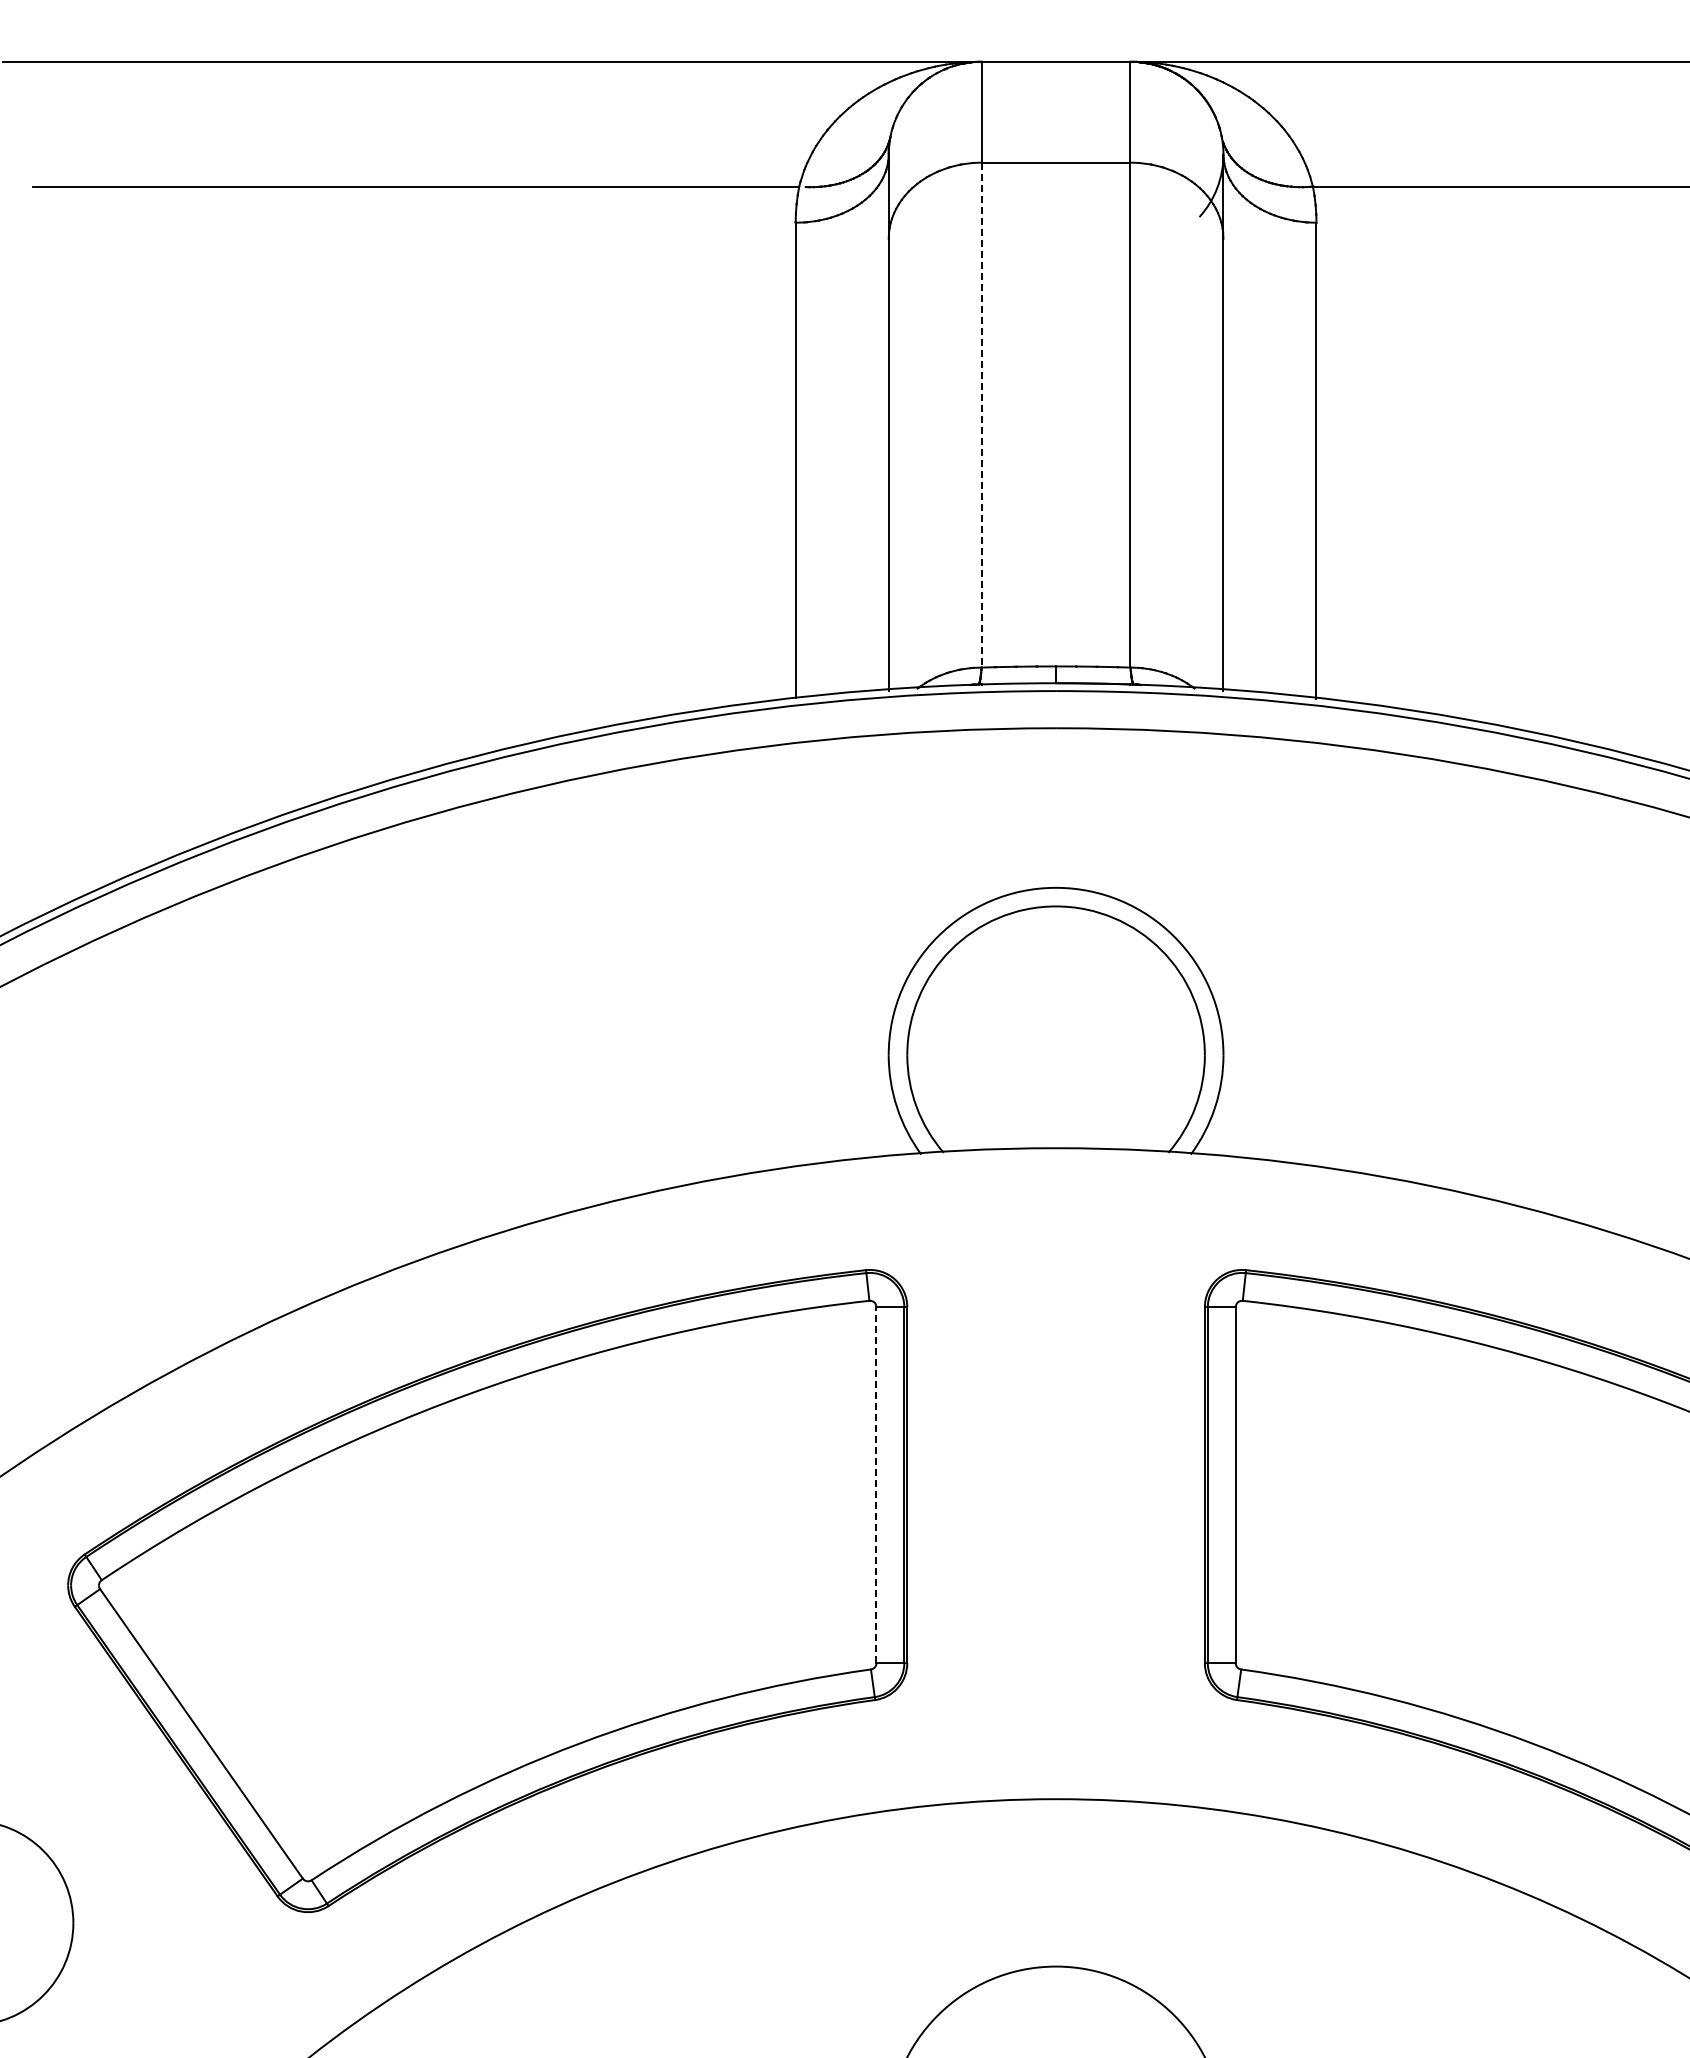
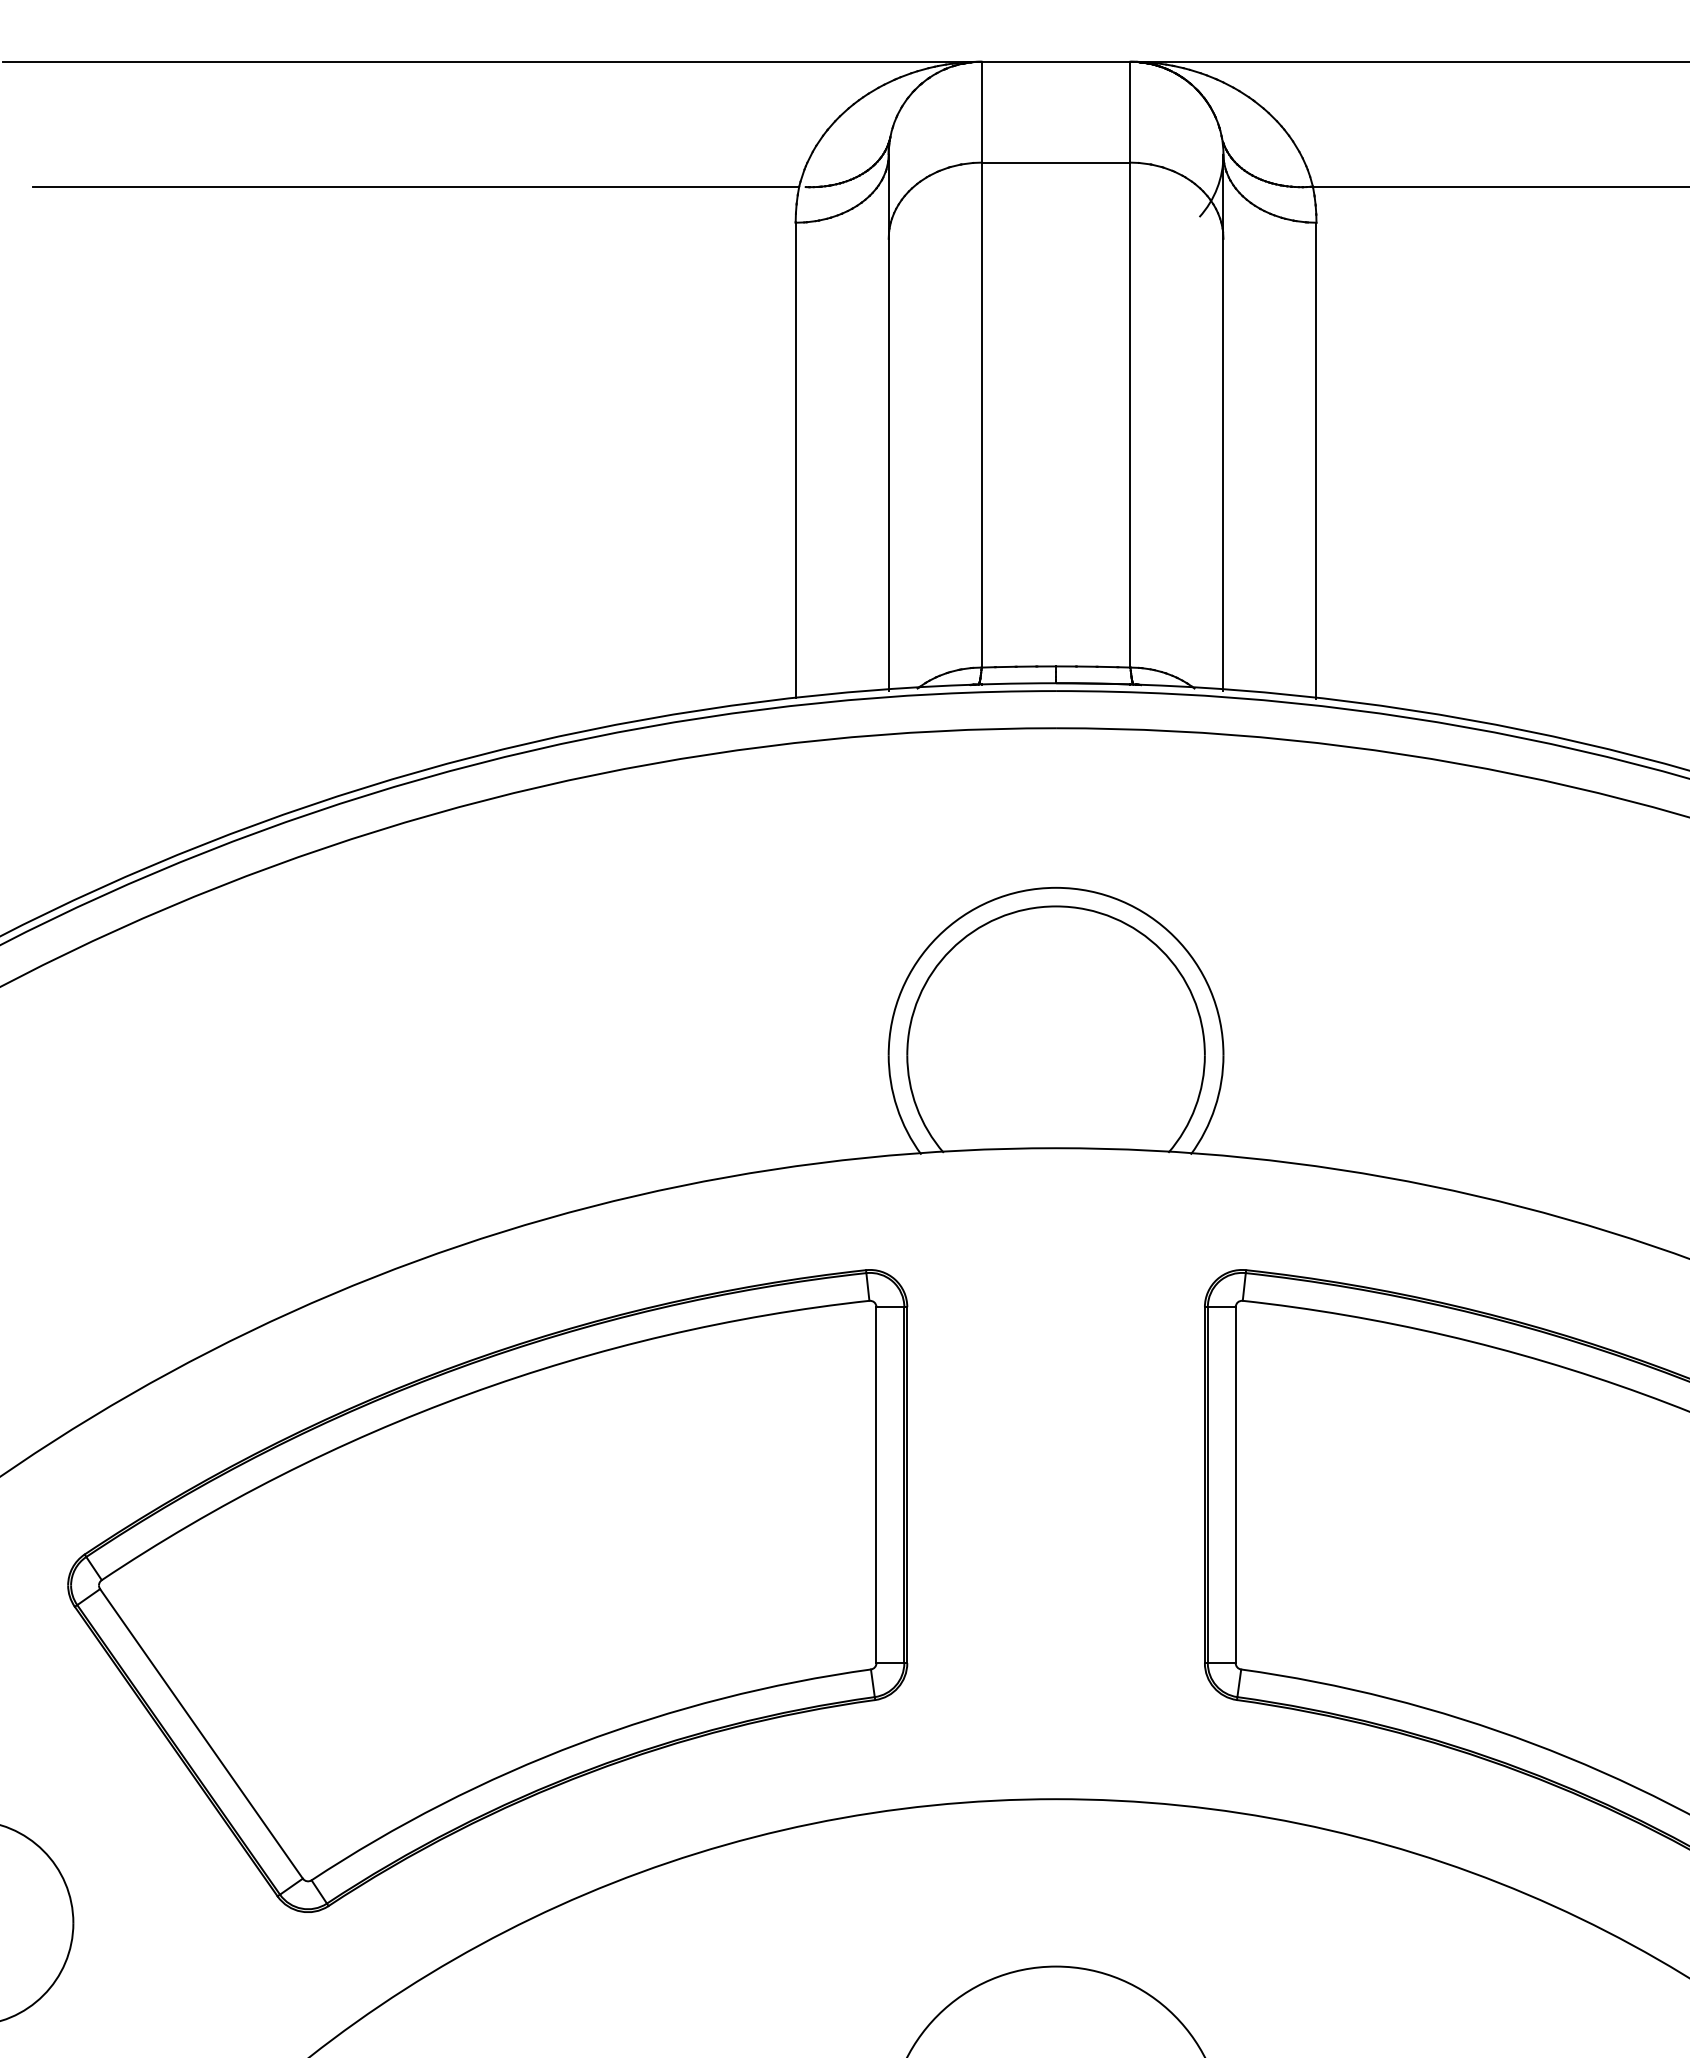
line: dashed -> solid (981, 415)
line: dashed -> solid (876, 1484)
